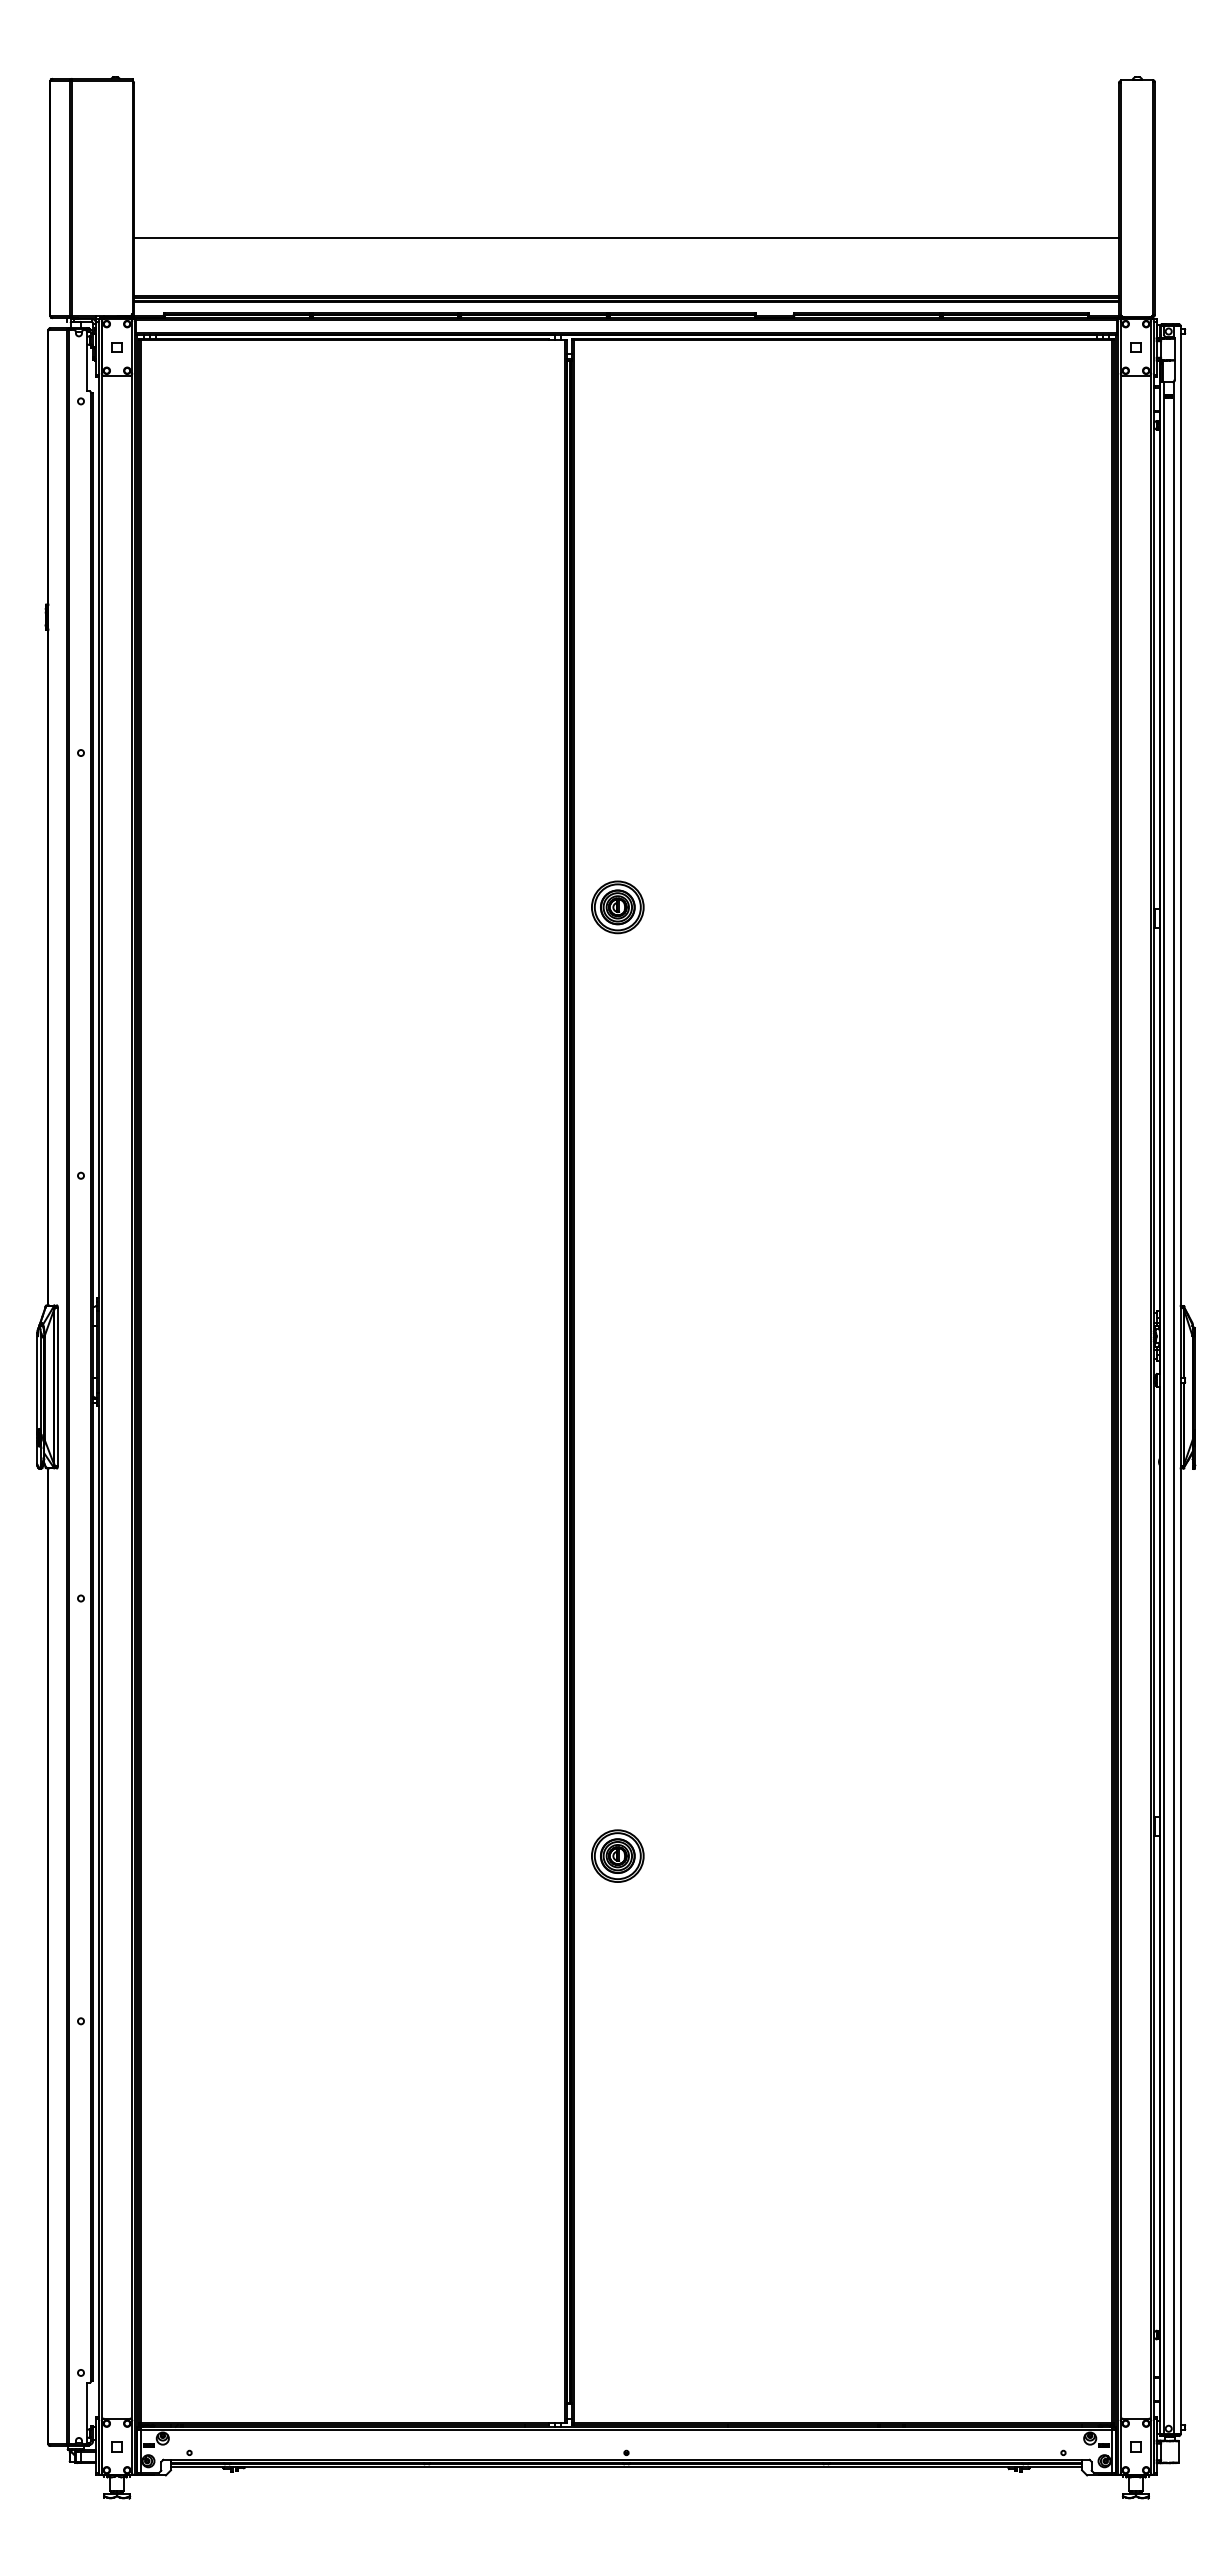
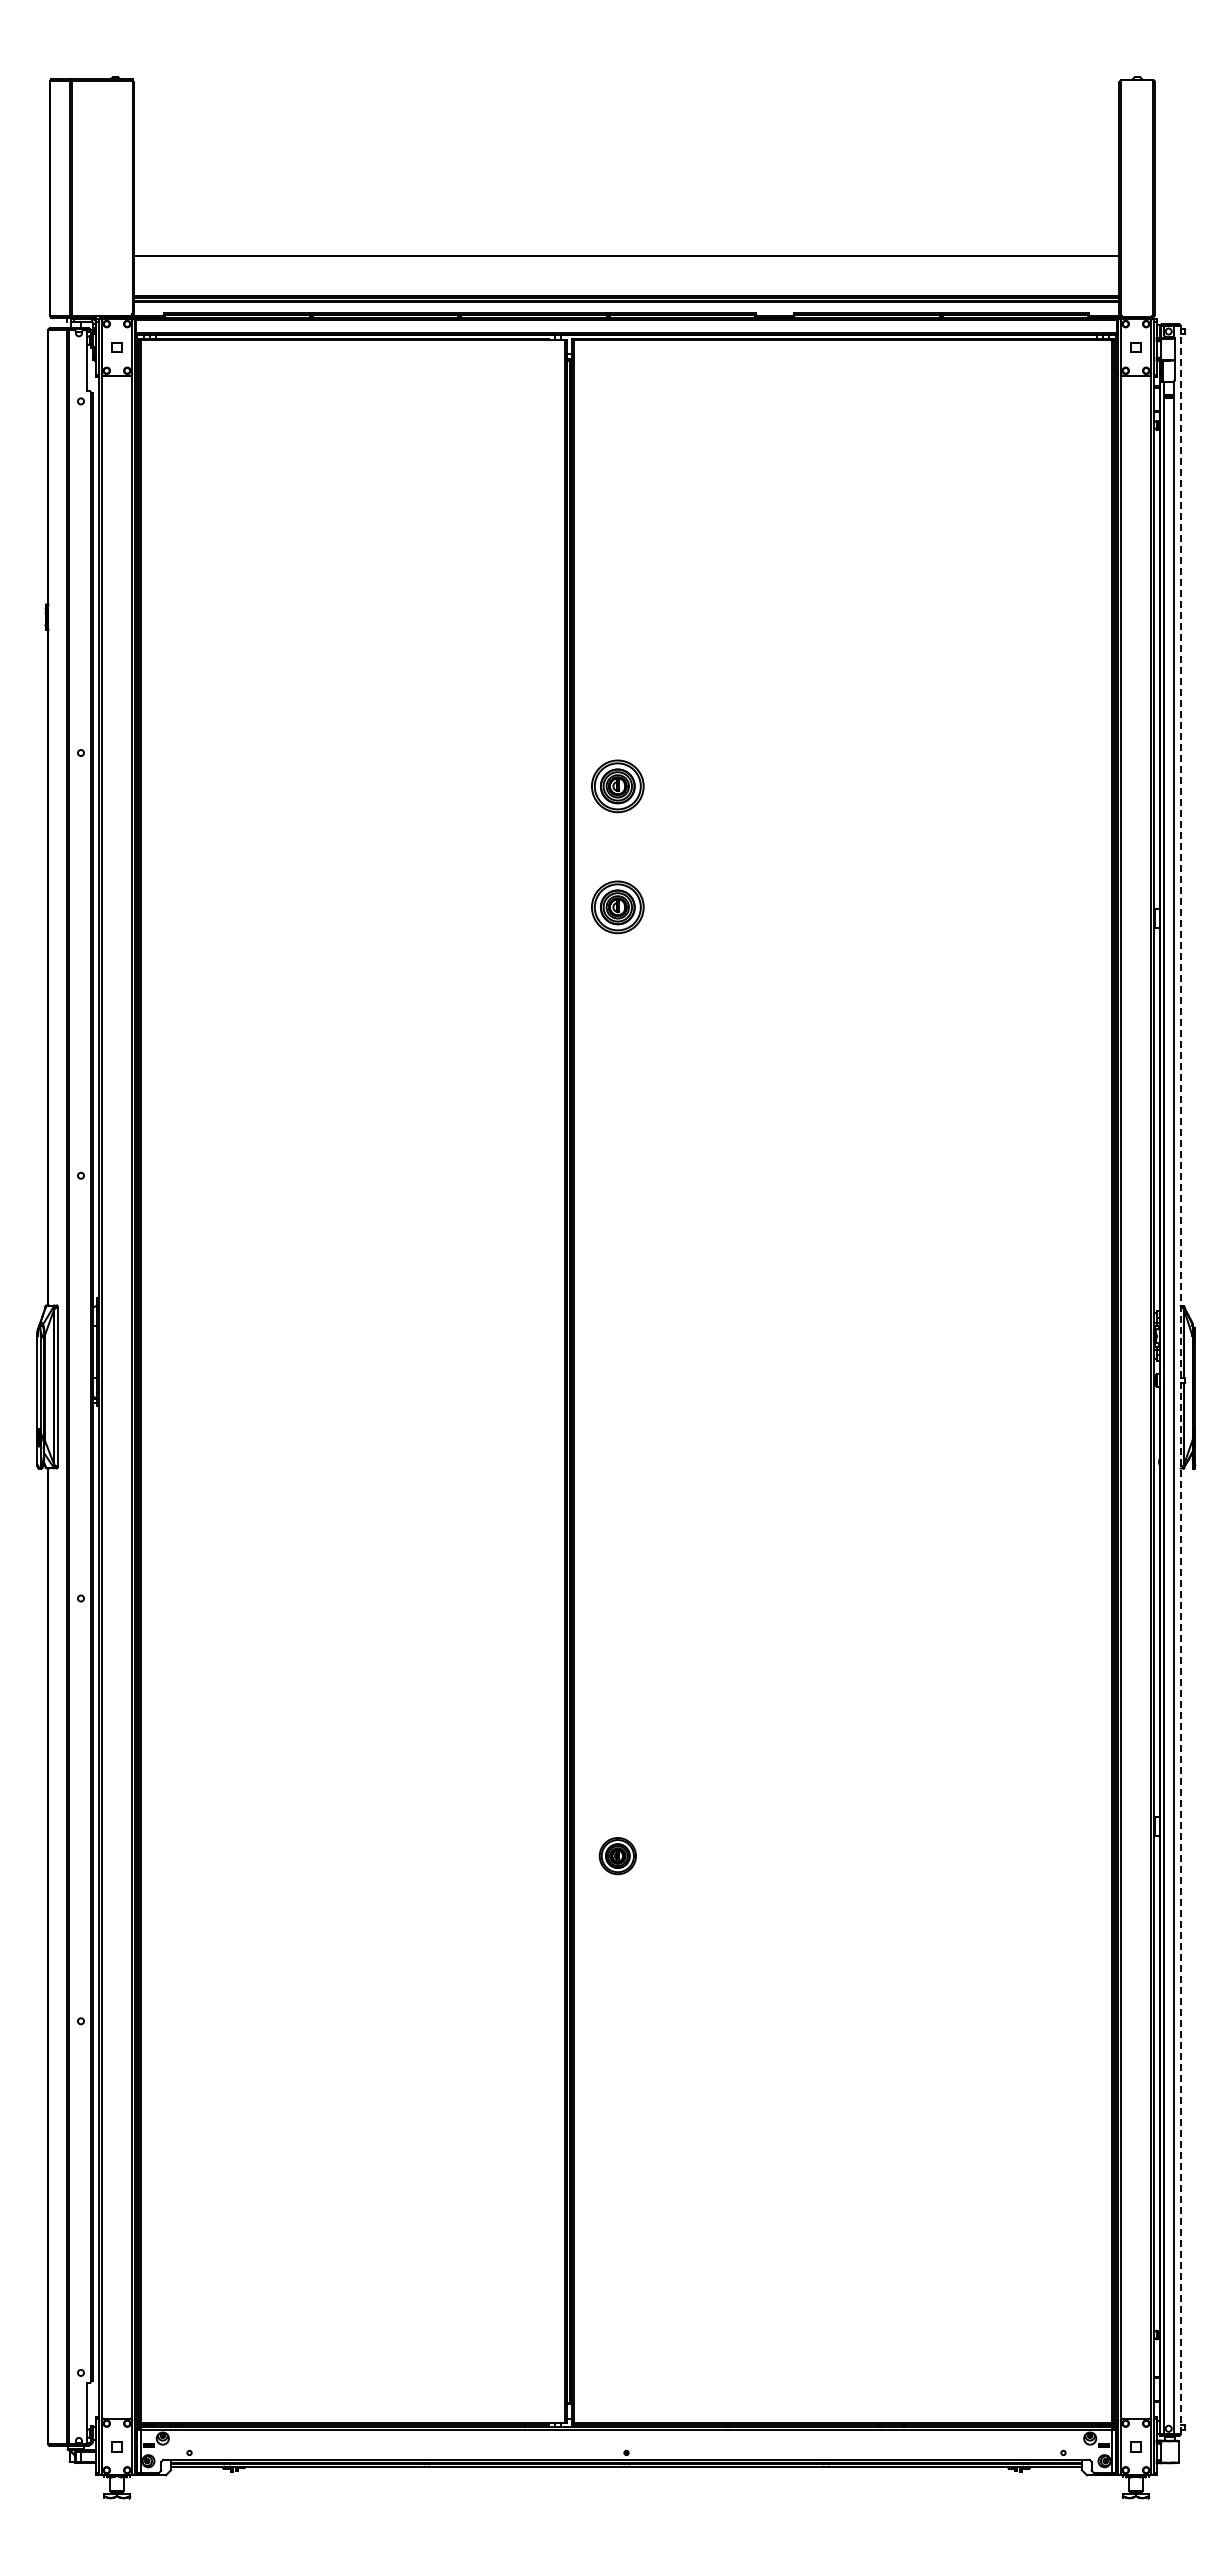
line position: (626, 237) -> (626, 255) (626, 255)
part: none -> present (617, 786)
line: solid -> dashed (1180, 1379)
part size: 54x54 px -> 39x39 px (617, 1856)
